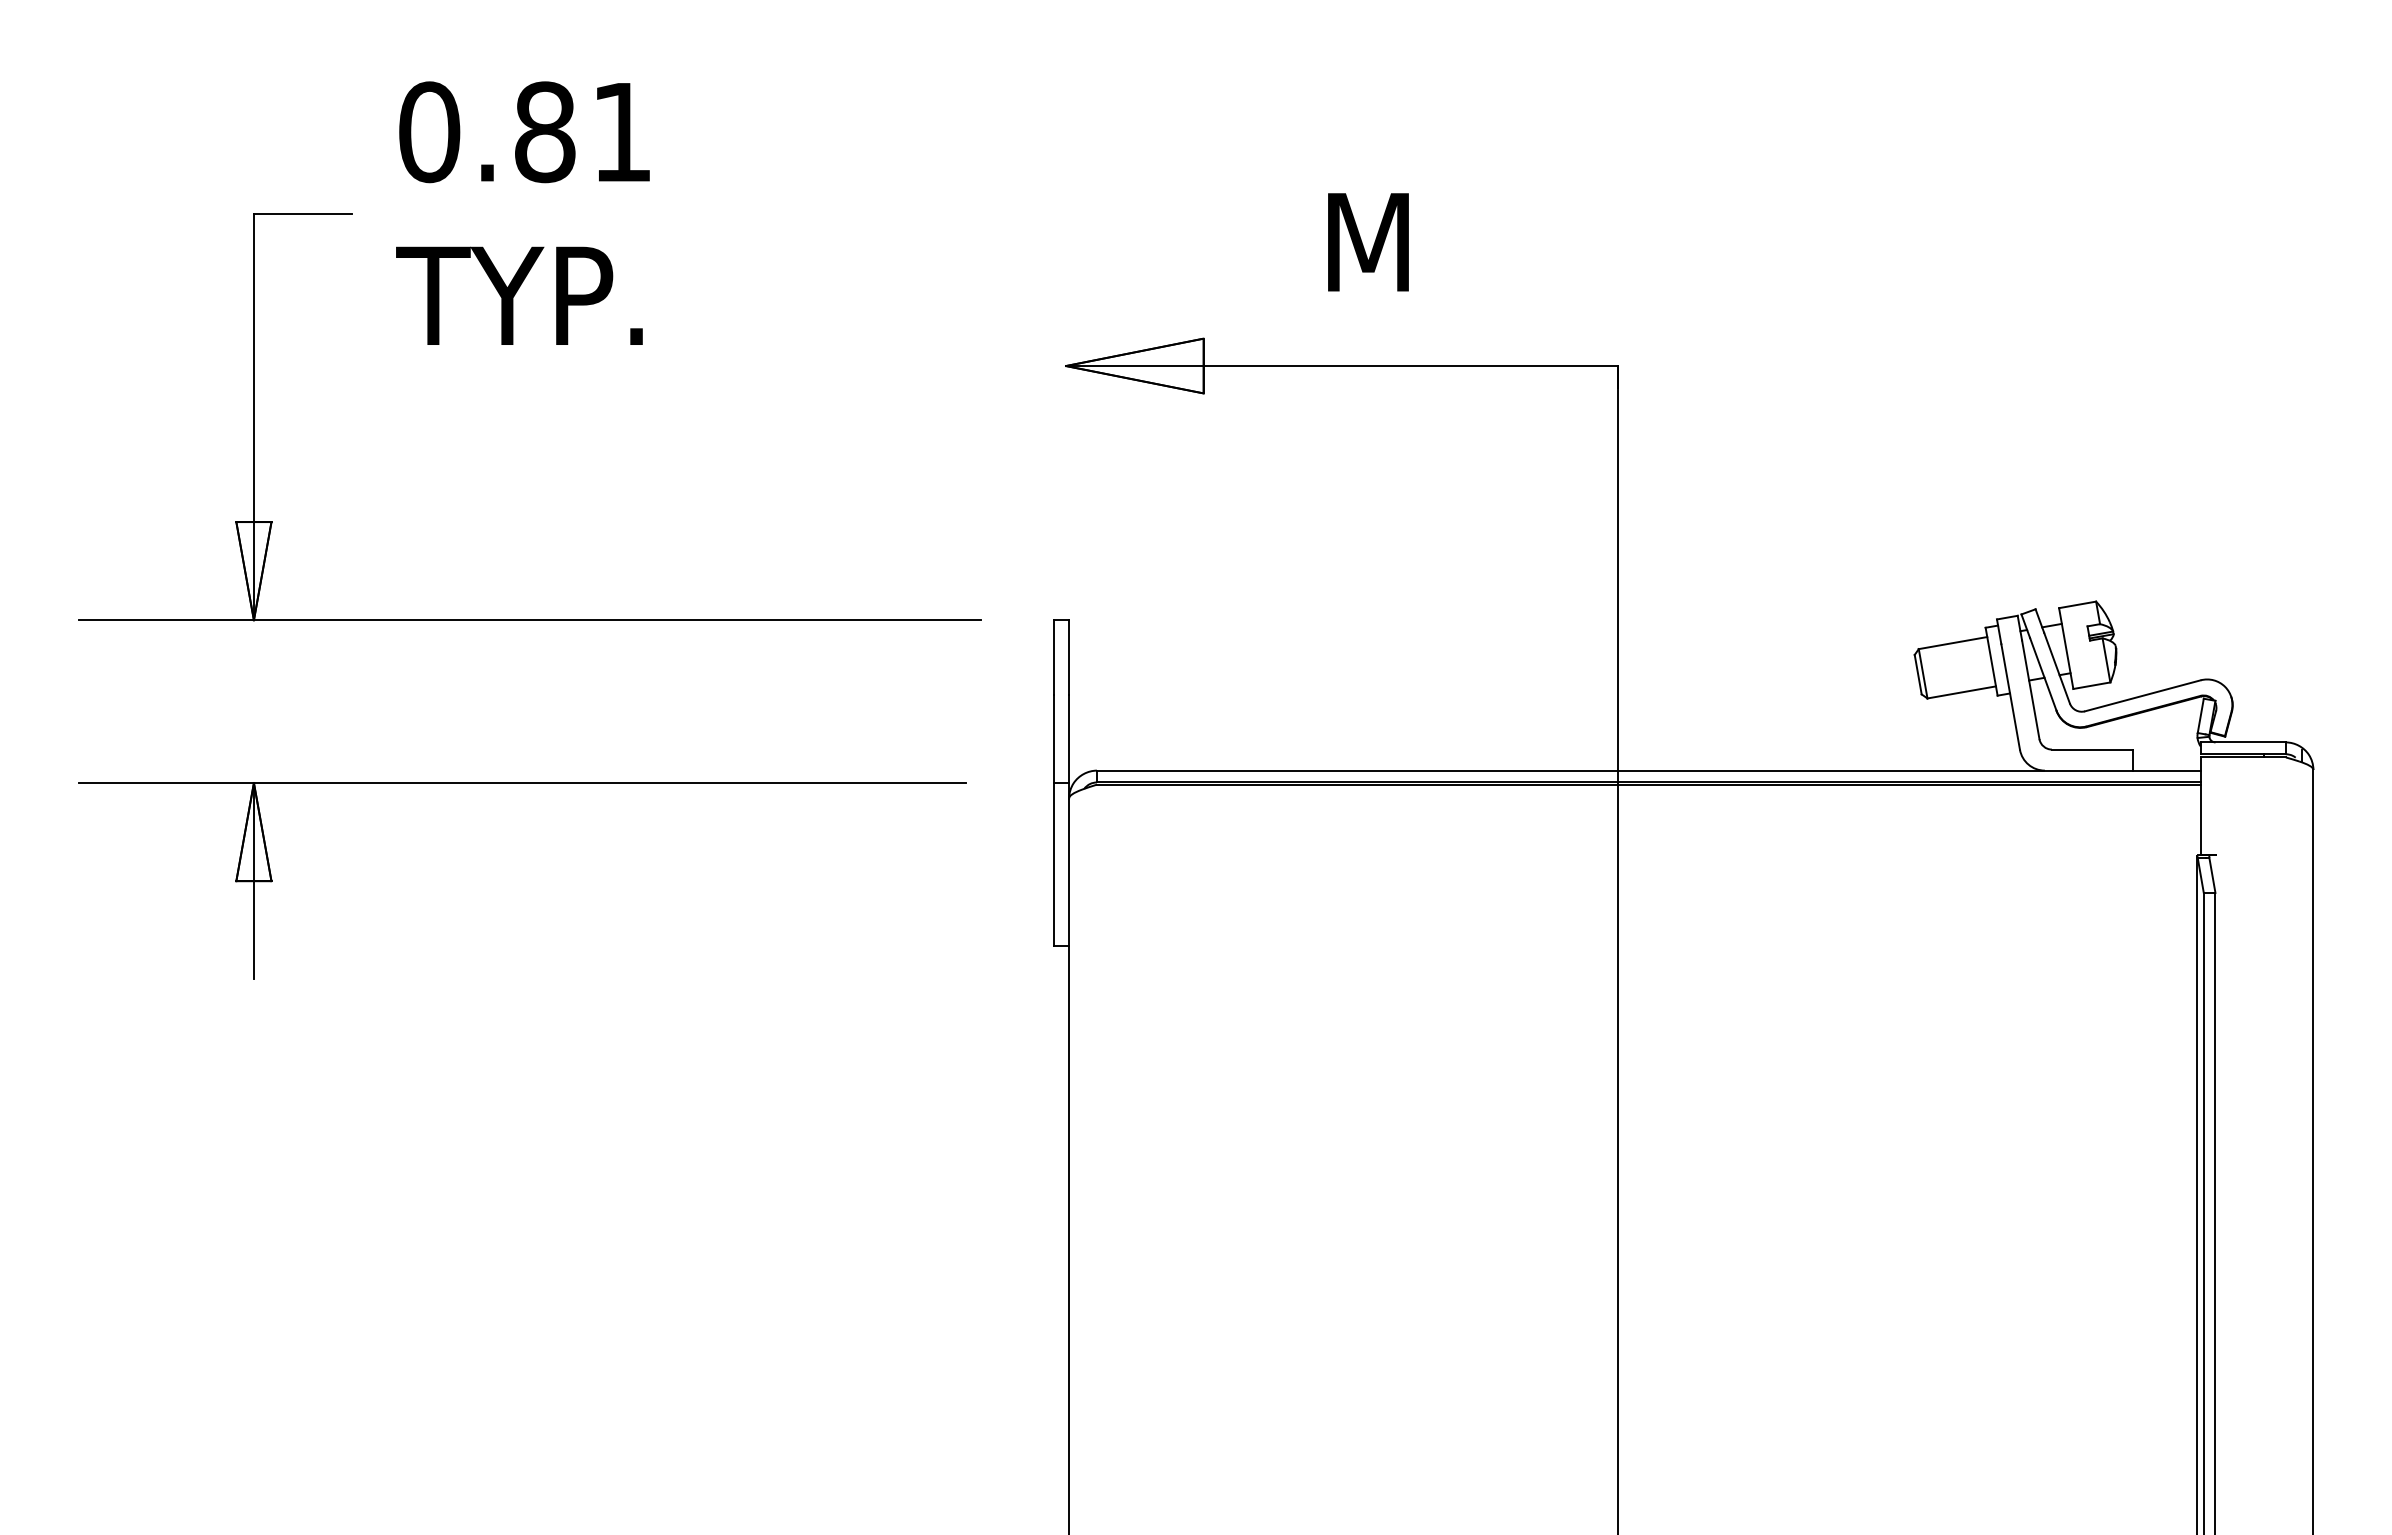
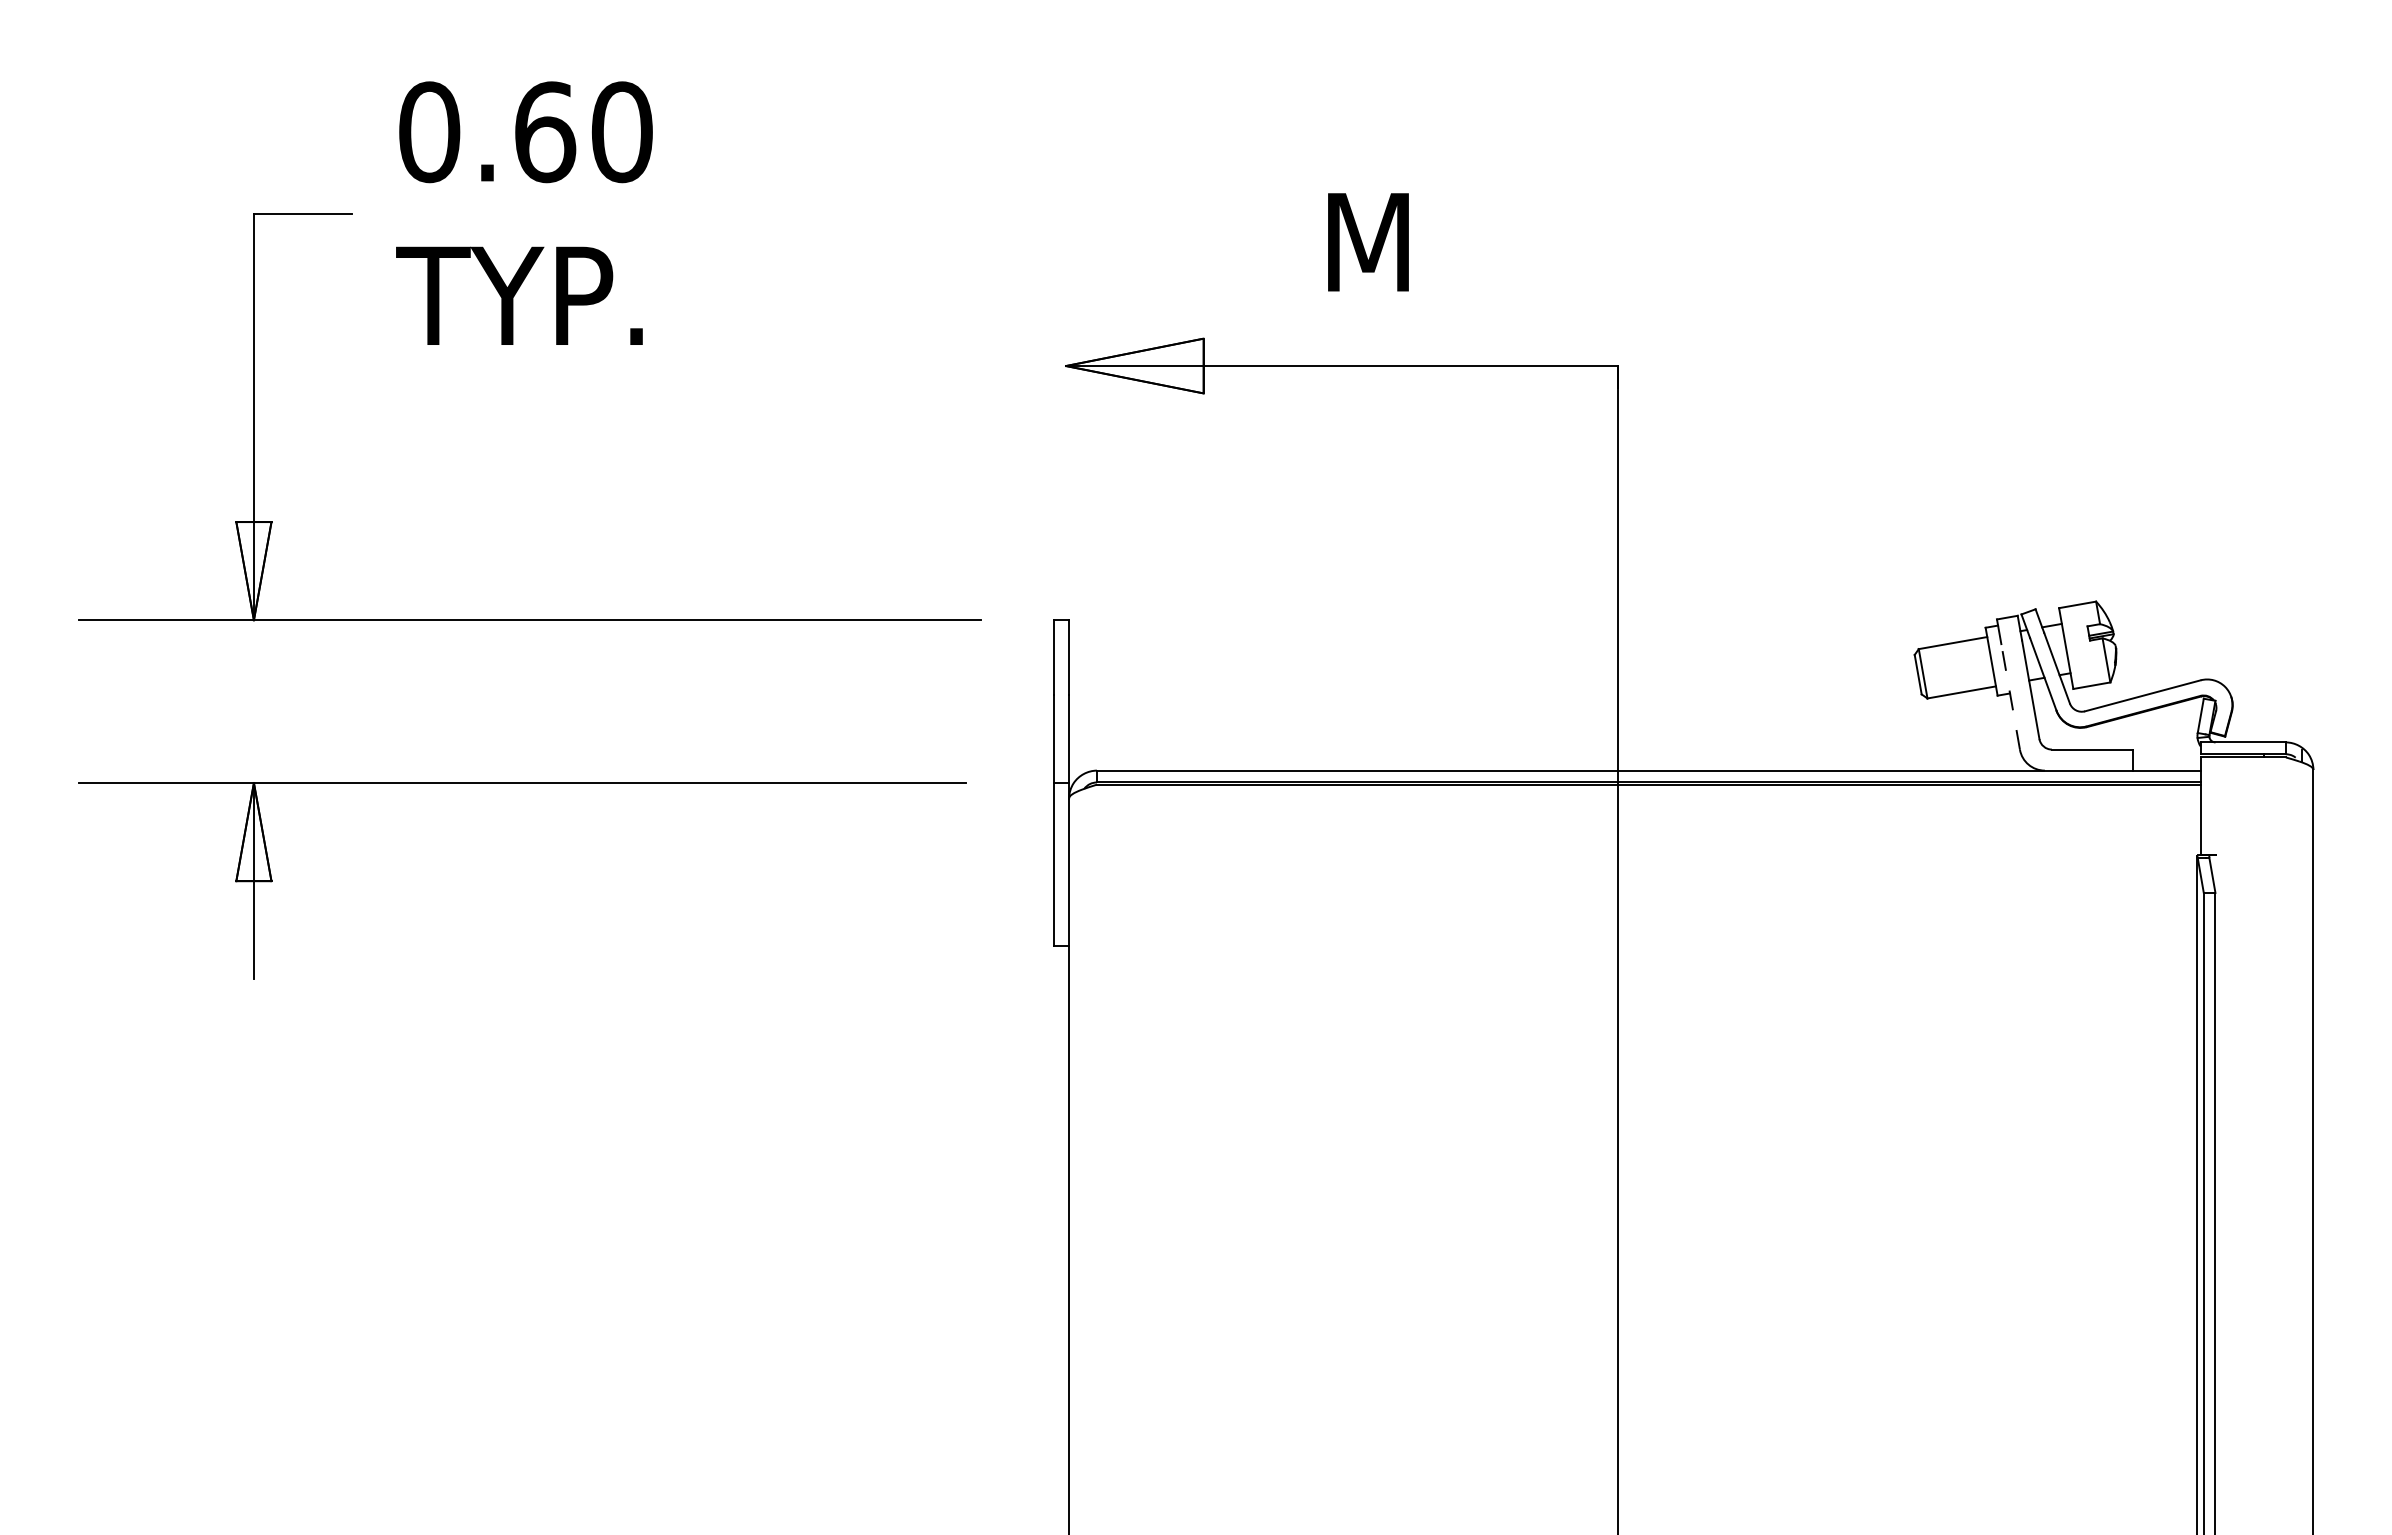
text: 0.81 -> 0.60 (583, 132)
line: solid -> dashed (2010, 696)
